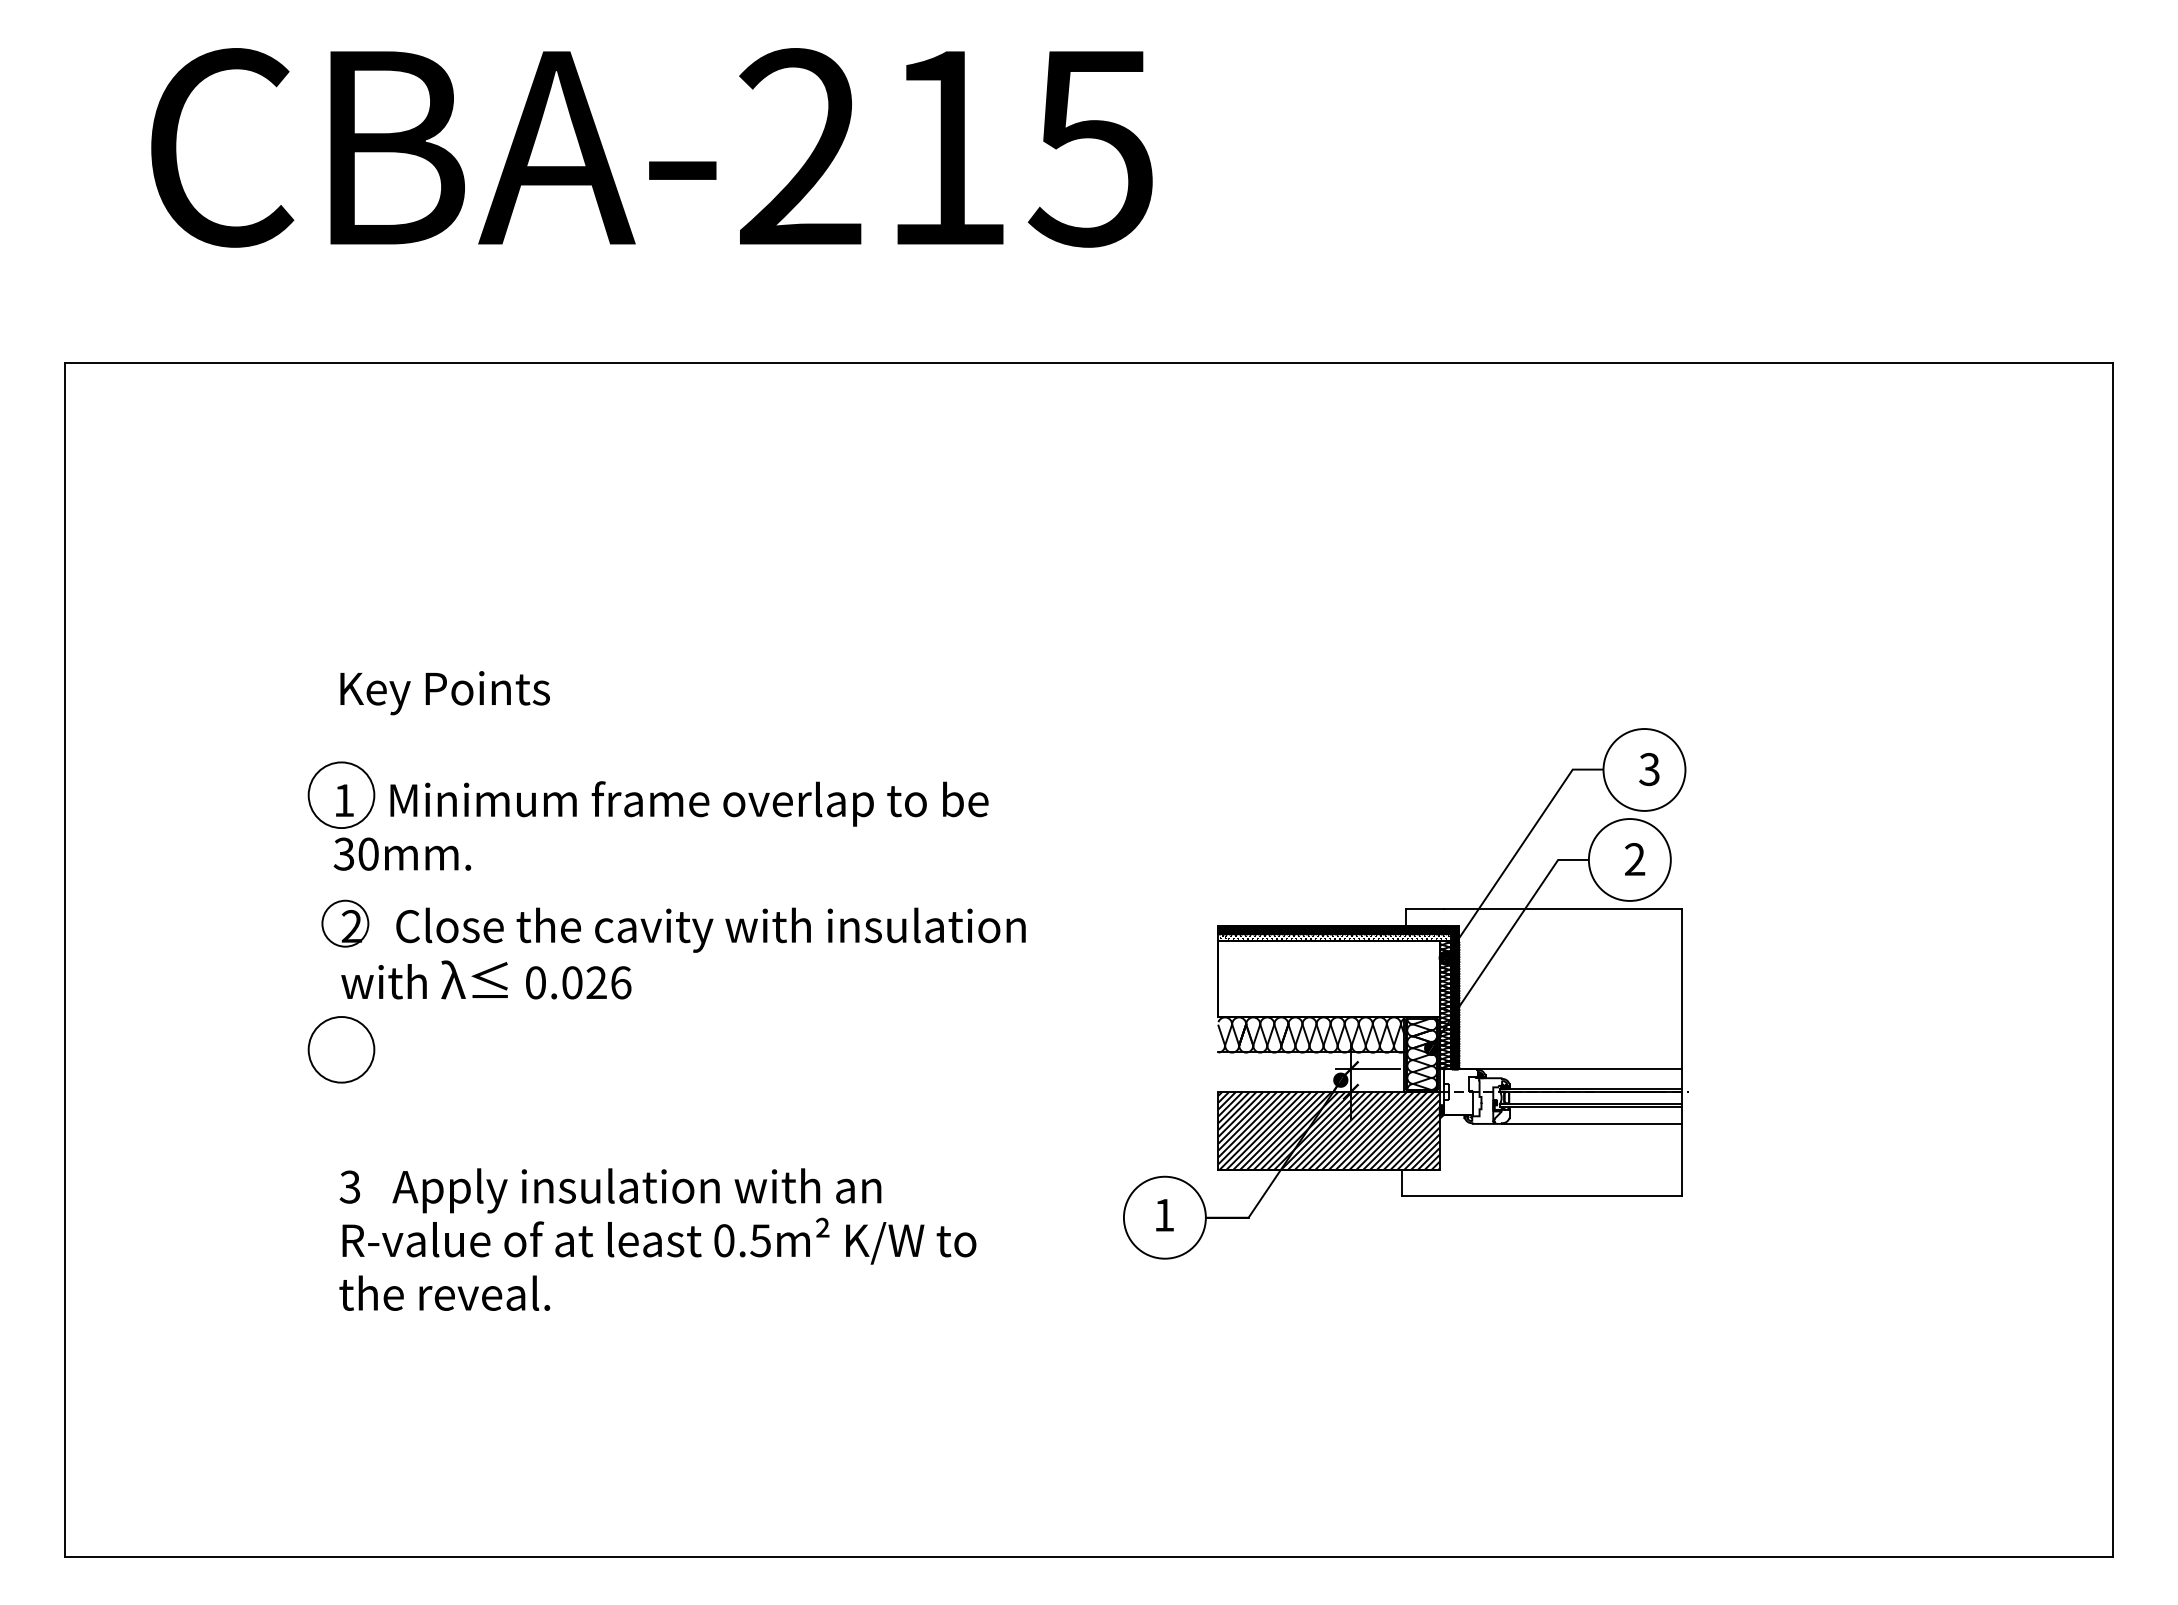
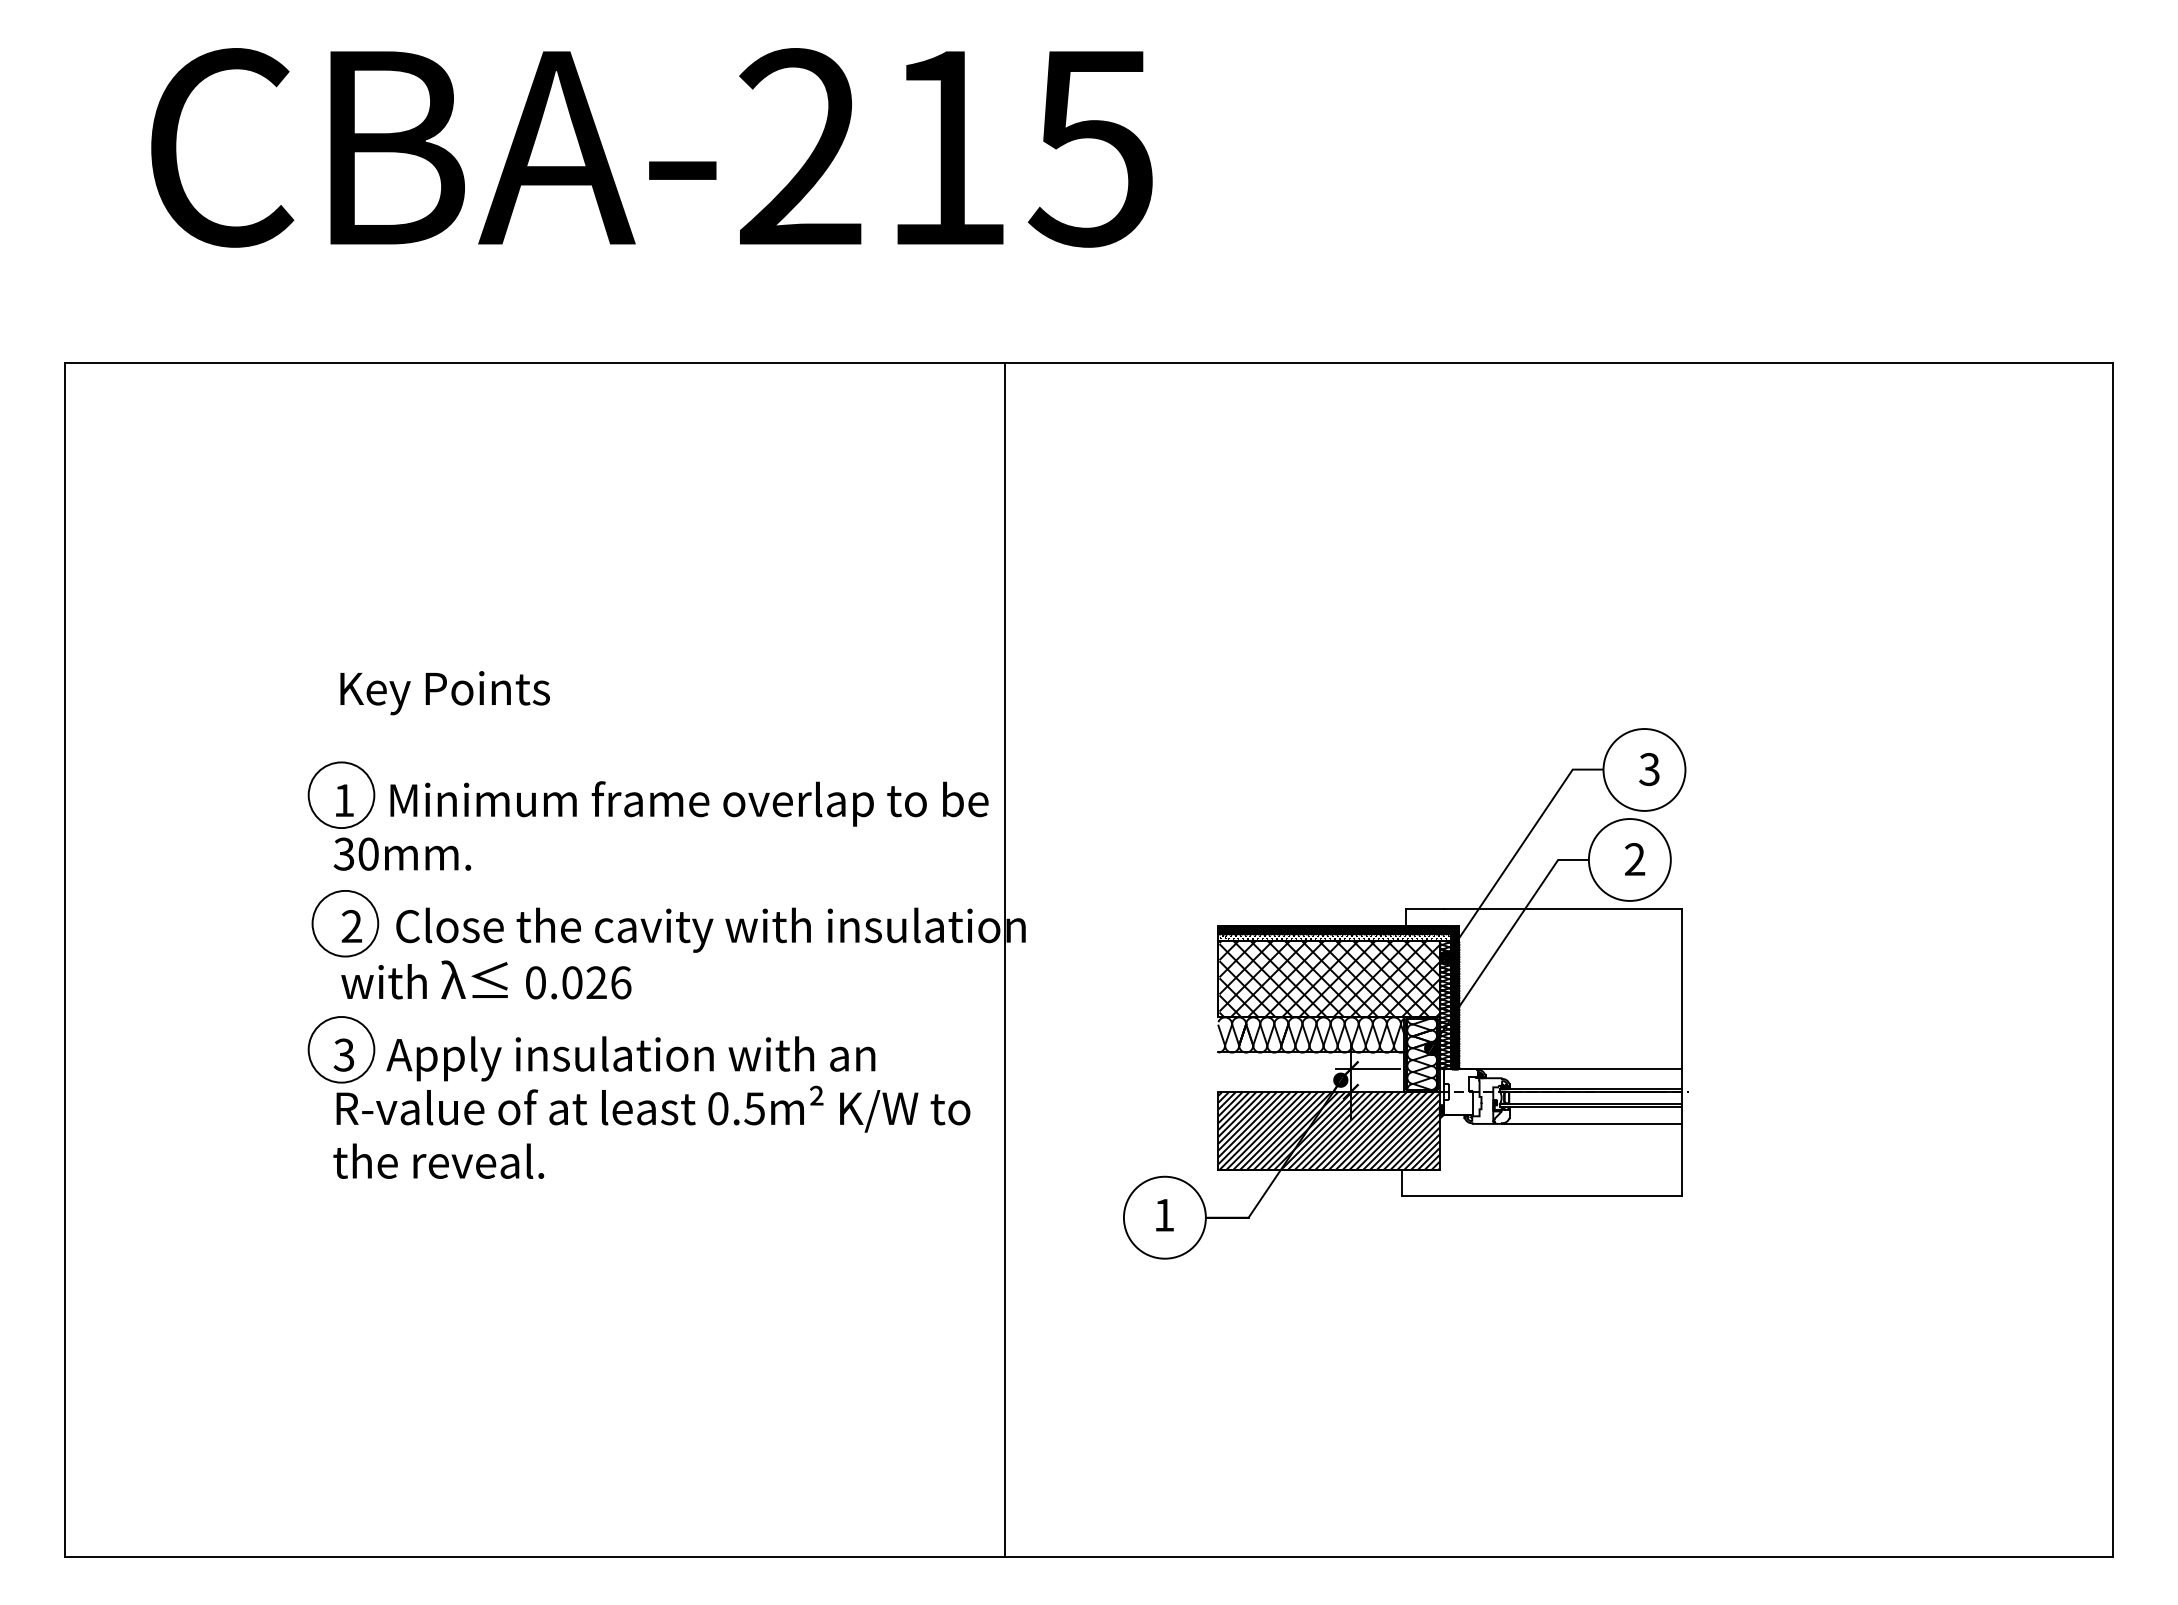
circle diameter: 46 px -> 66 px (345, 923)
line: none -> present (1004, 959)
hatch: none -> present (1329, 979)
text position: (657, 1239) -> (651, 1107) (651, 1107)
